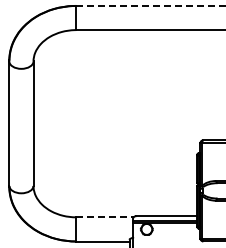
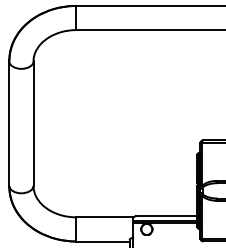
line: dashed -> solid (151, 5)
line: dashed -> solid (104, 217)
